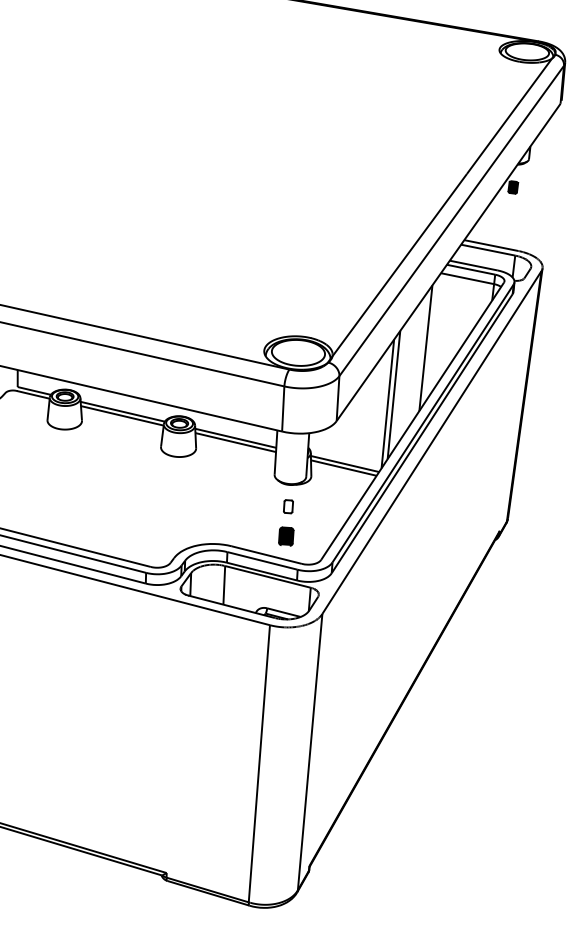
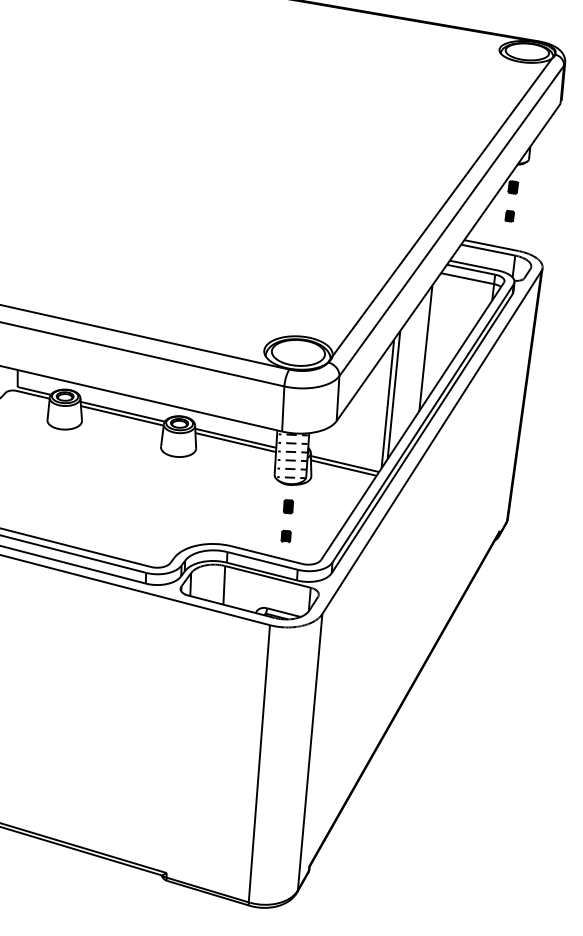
part: none -> present (509, 215)
hatch: none -> present (292, 456)
fill: none -> present (288, 506)
part size: 17x21 px -> 12x15 px (285, 536)
